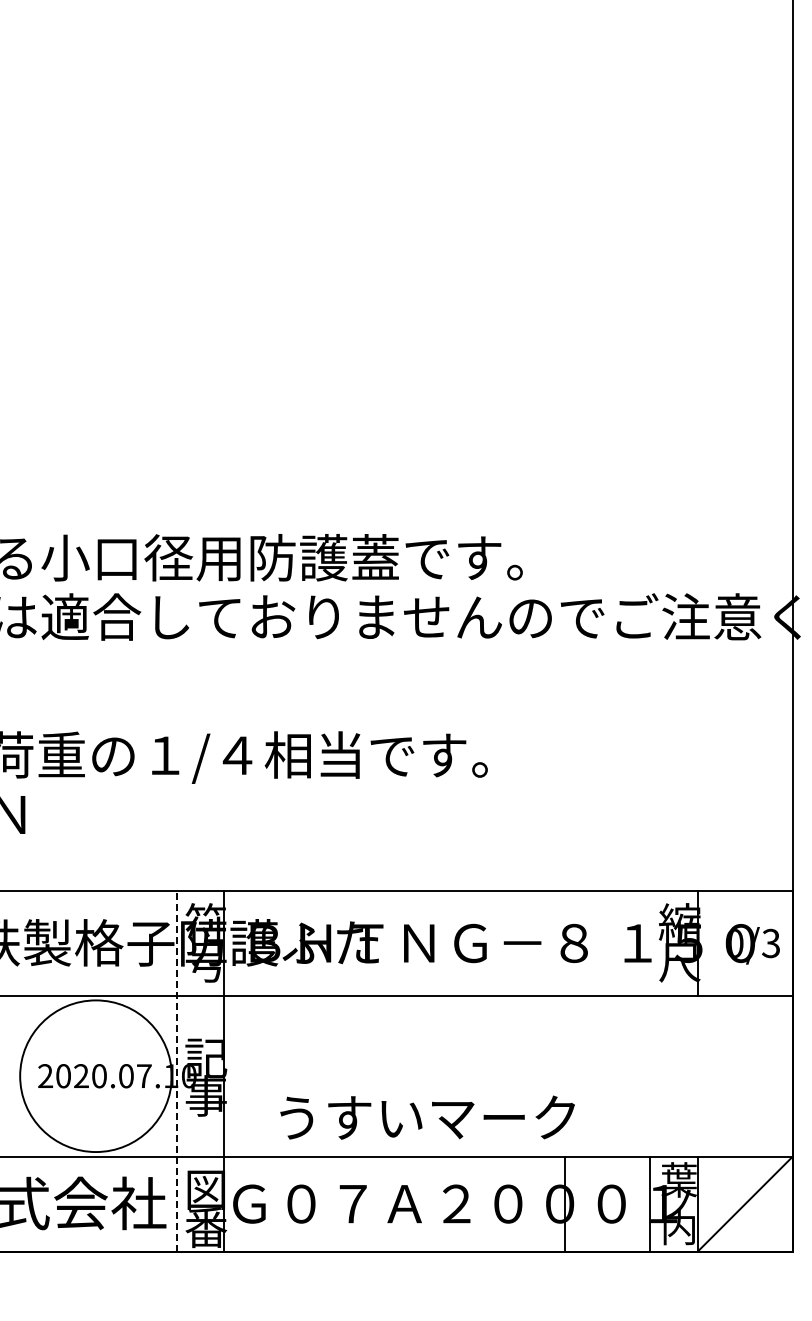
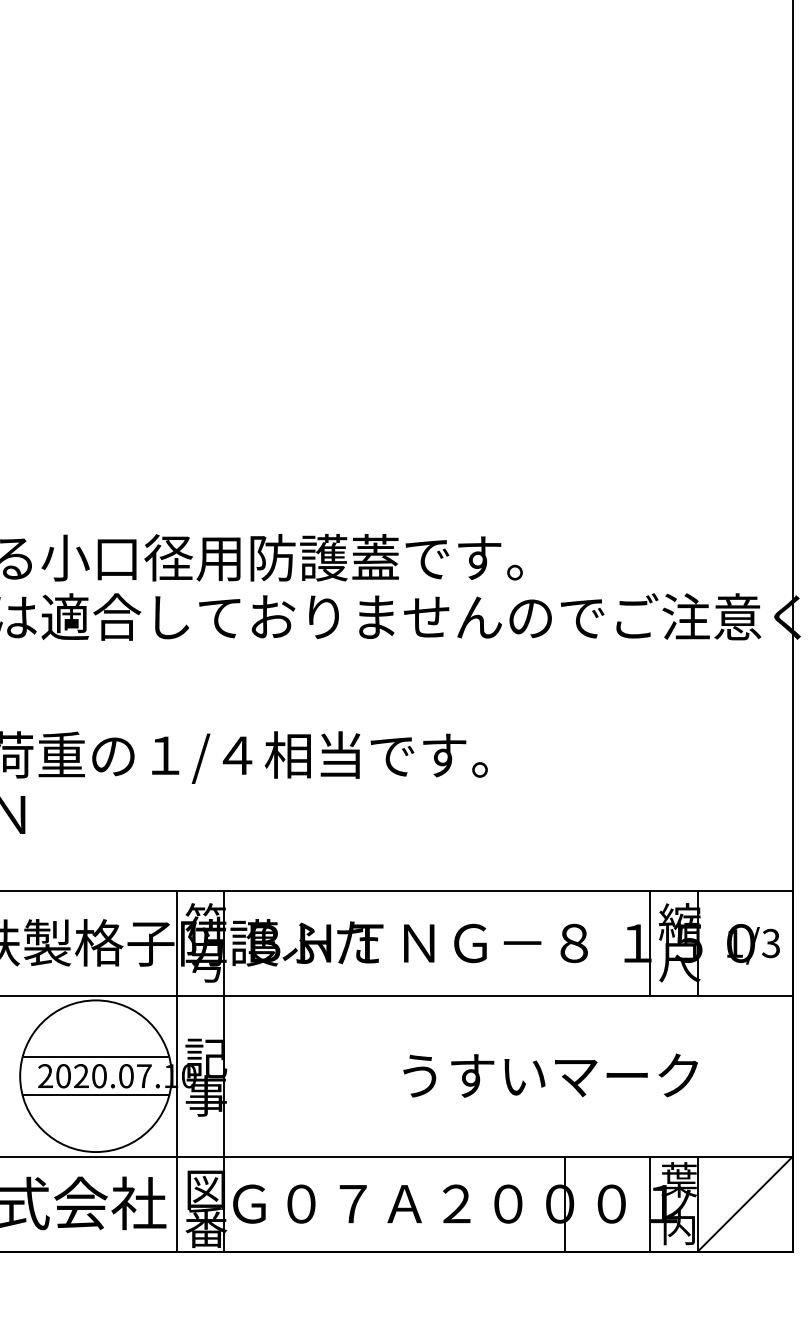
line: none -> present (650, 943)
text: 0/3 -> 1/3 (734, 943)
line: none -> present (95, 1057)
line: dashed -> solid (176, 1070)
line: none -> present (95, 1095)
text position: (427, 1117) -> (550, 1075) (550, 1075)
